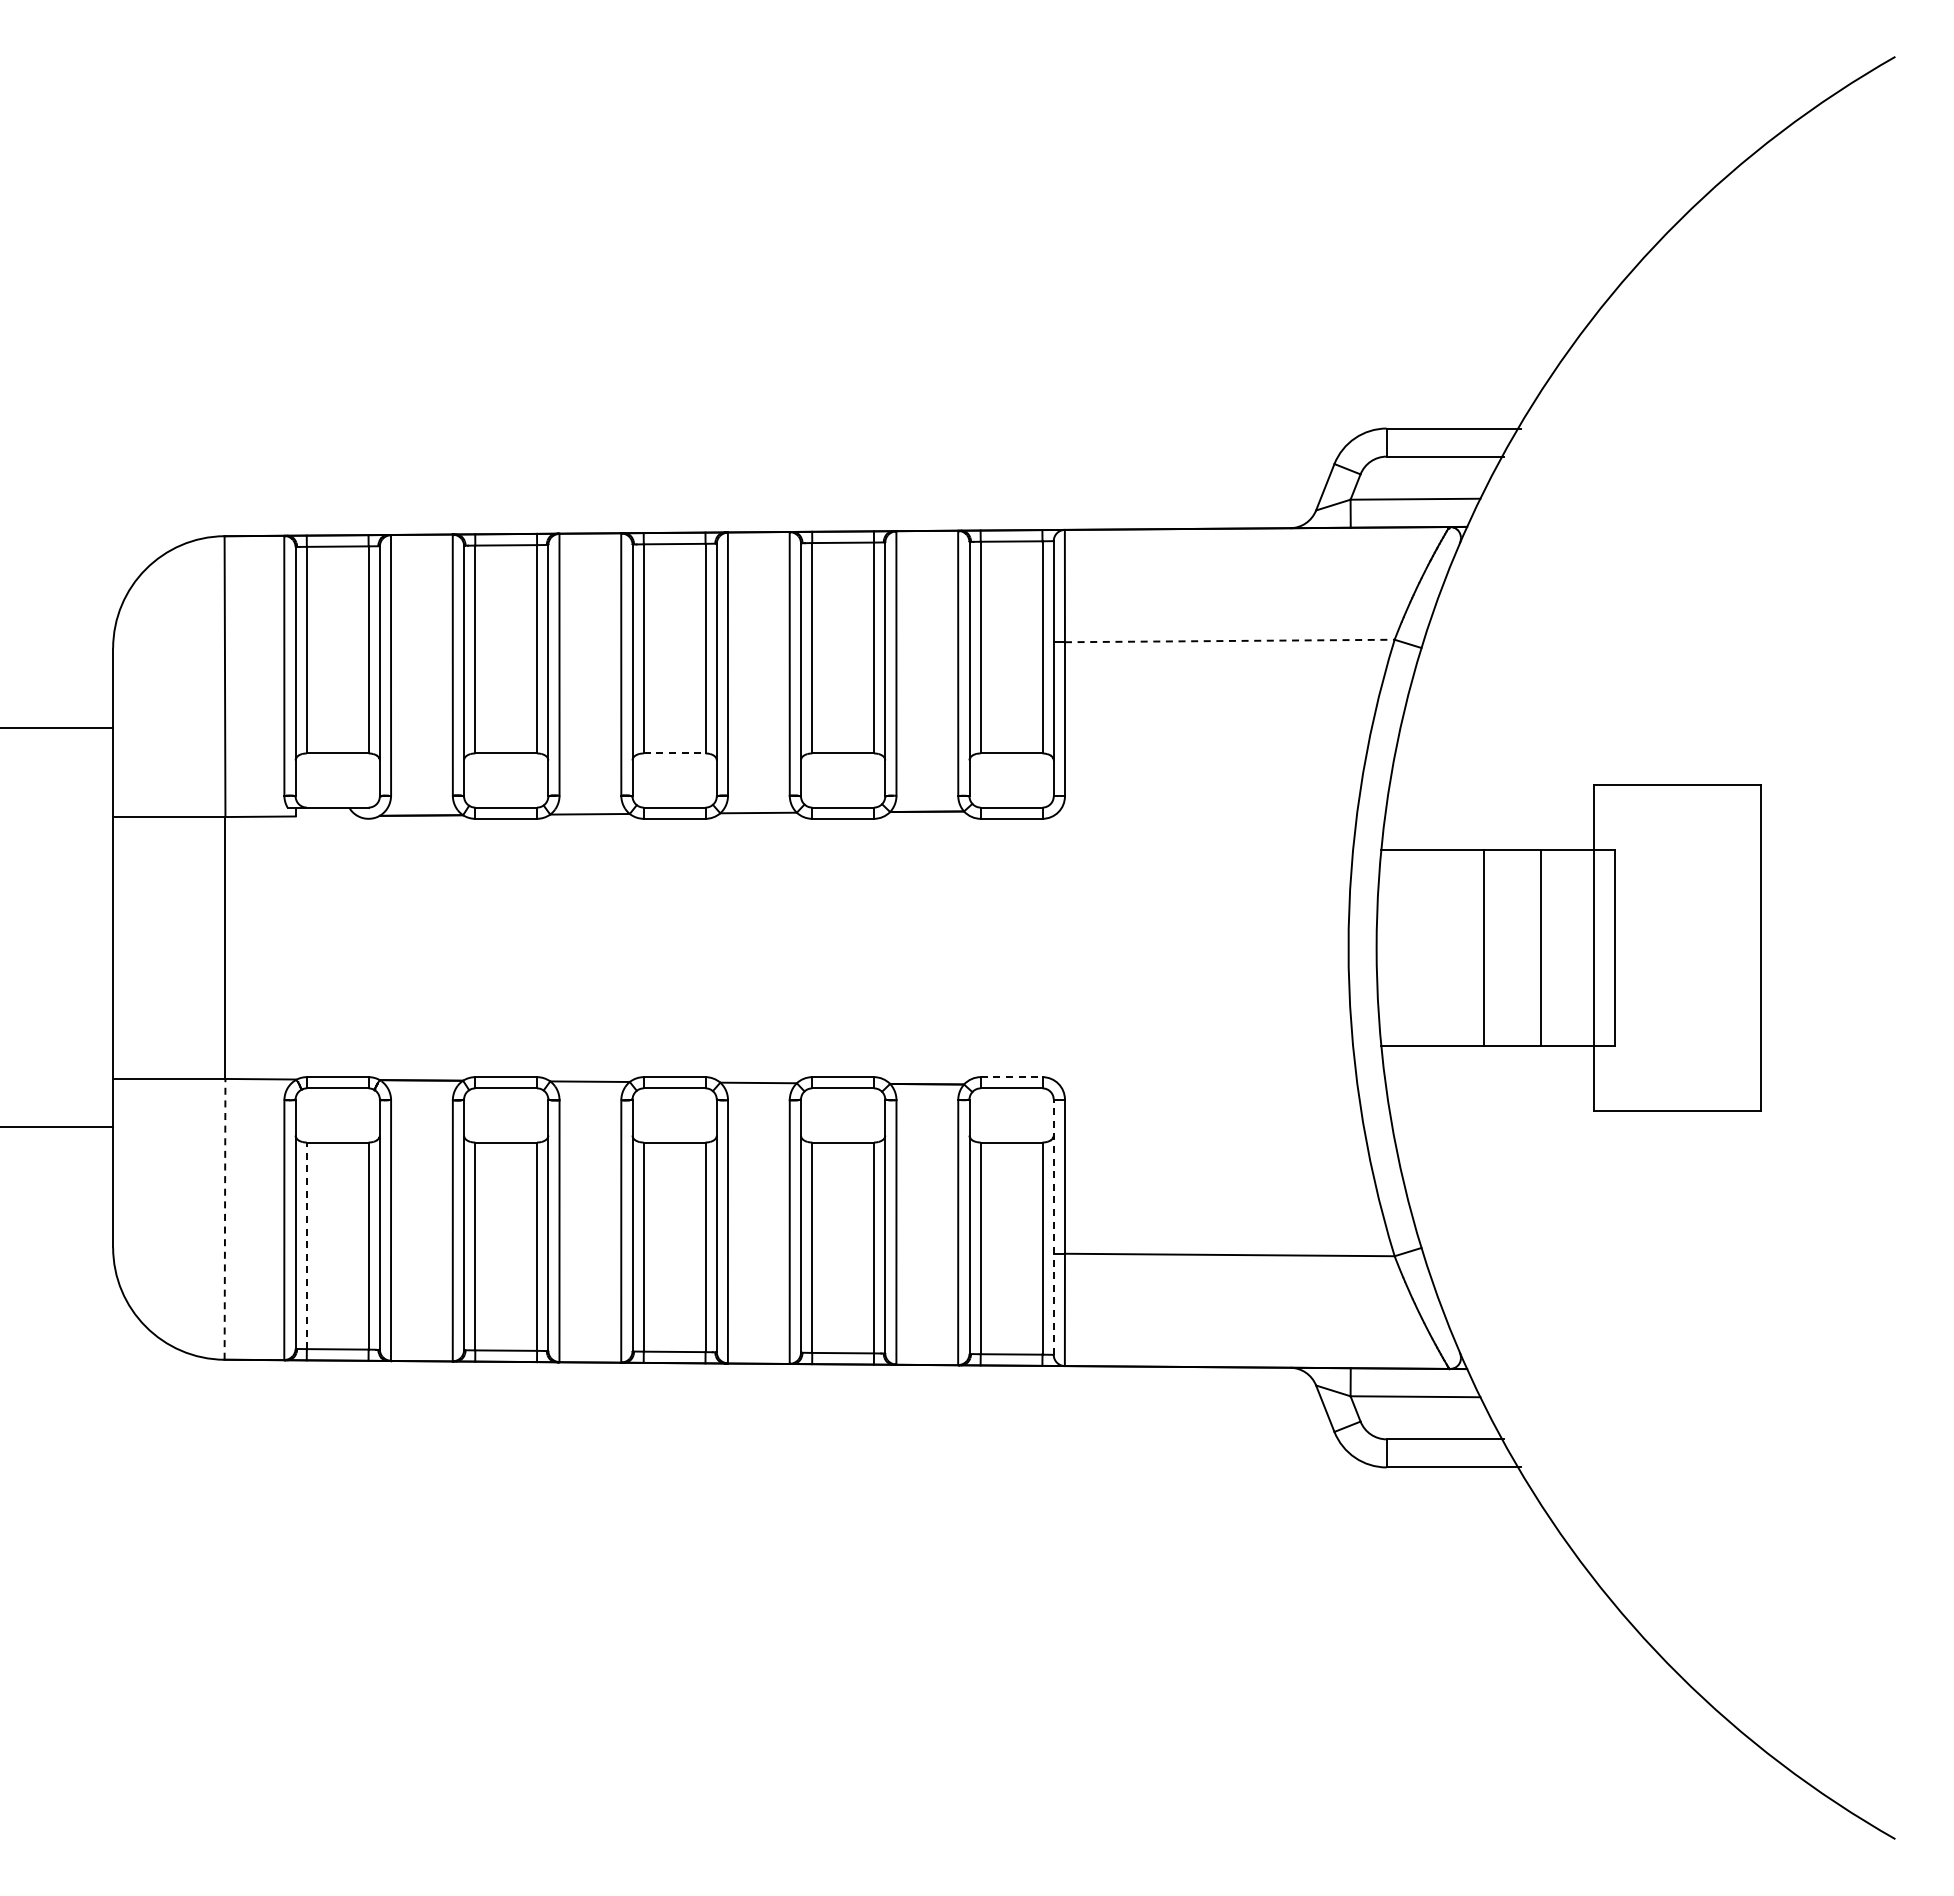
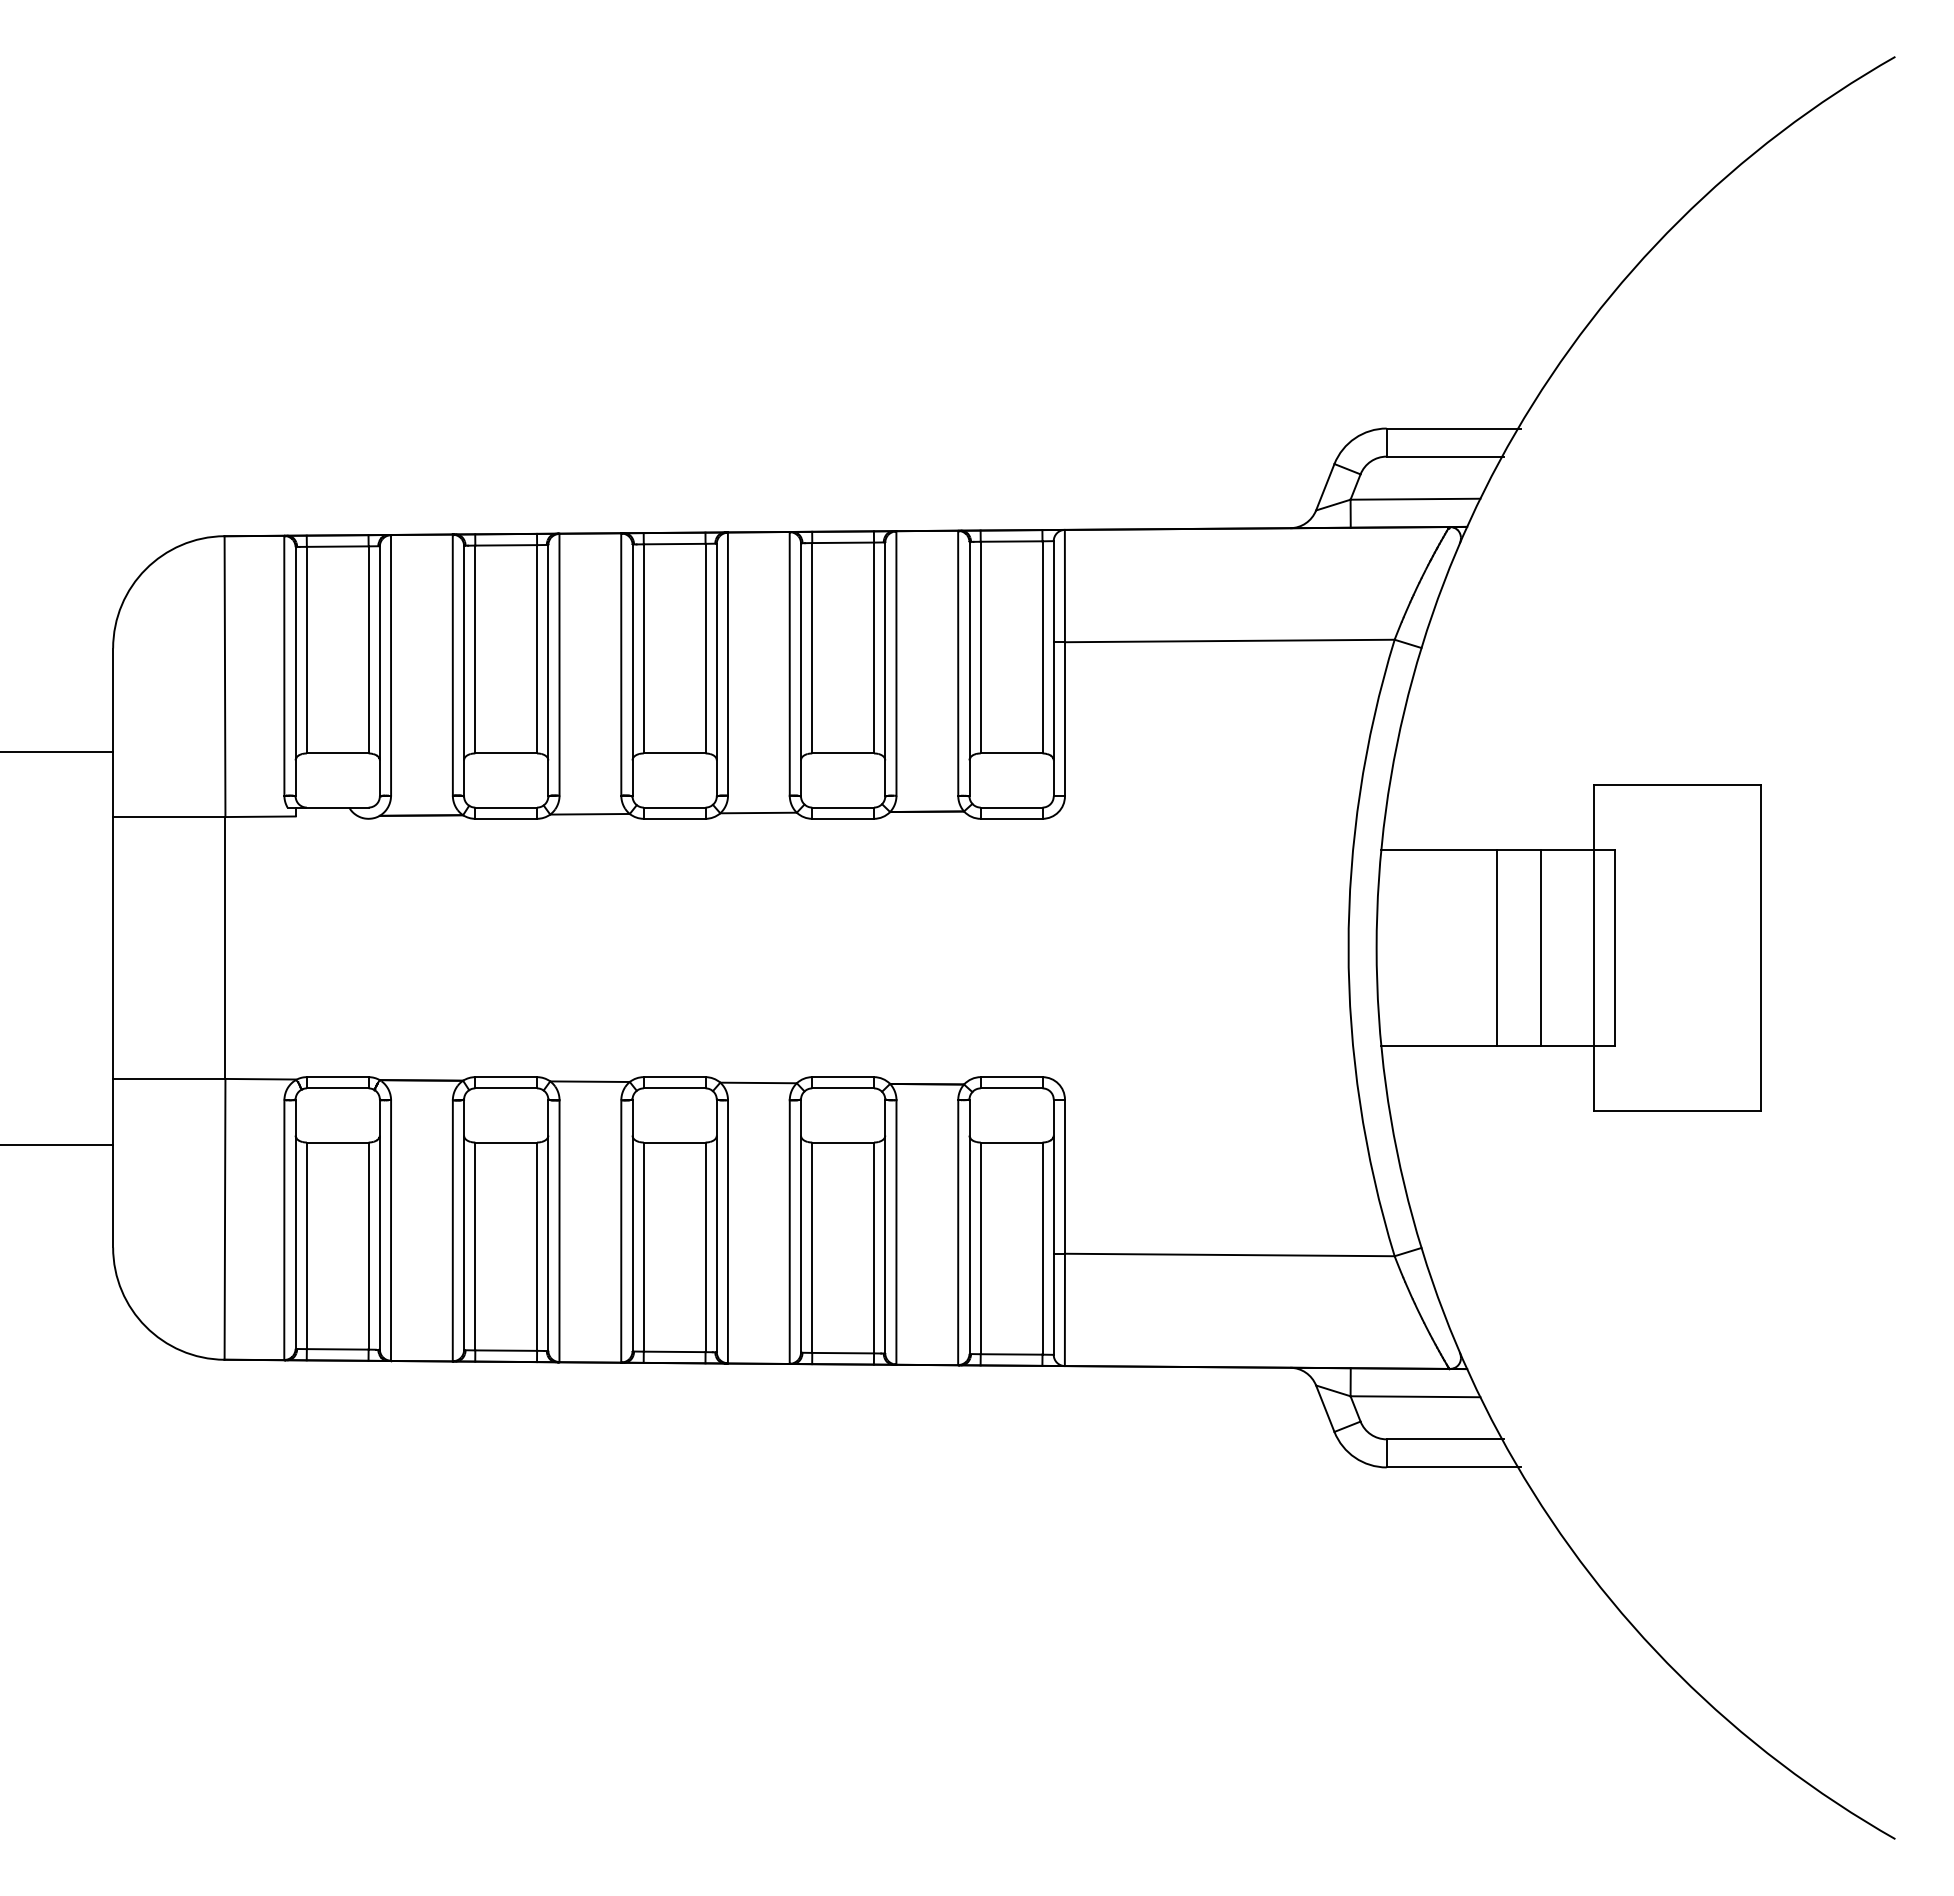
line: dashed -> solid (1229, 640)
line position: (57, 727) -> (57, 751) (57, 751)
line: dashed -> solid (674, 753)
line position: (1484, 947) -> (1497, 947) (1497, 947)
line: dashed -> solid (1011, 1077)
line position: (57, 1126) -> (57, 1144) (57, 1144)
line: dashed -> solid (225, 1218)
line: dashed -> solid (1053, 1227)
line: dashed -> solid (306, 1245)
